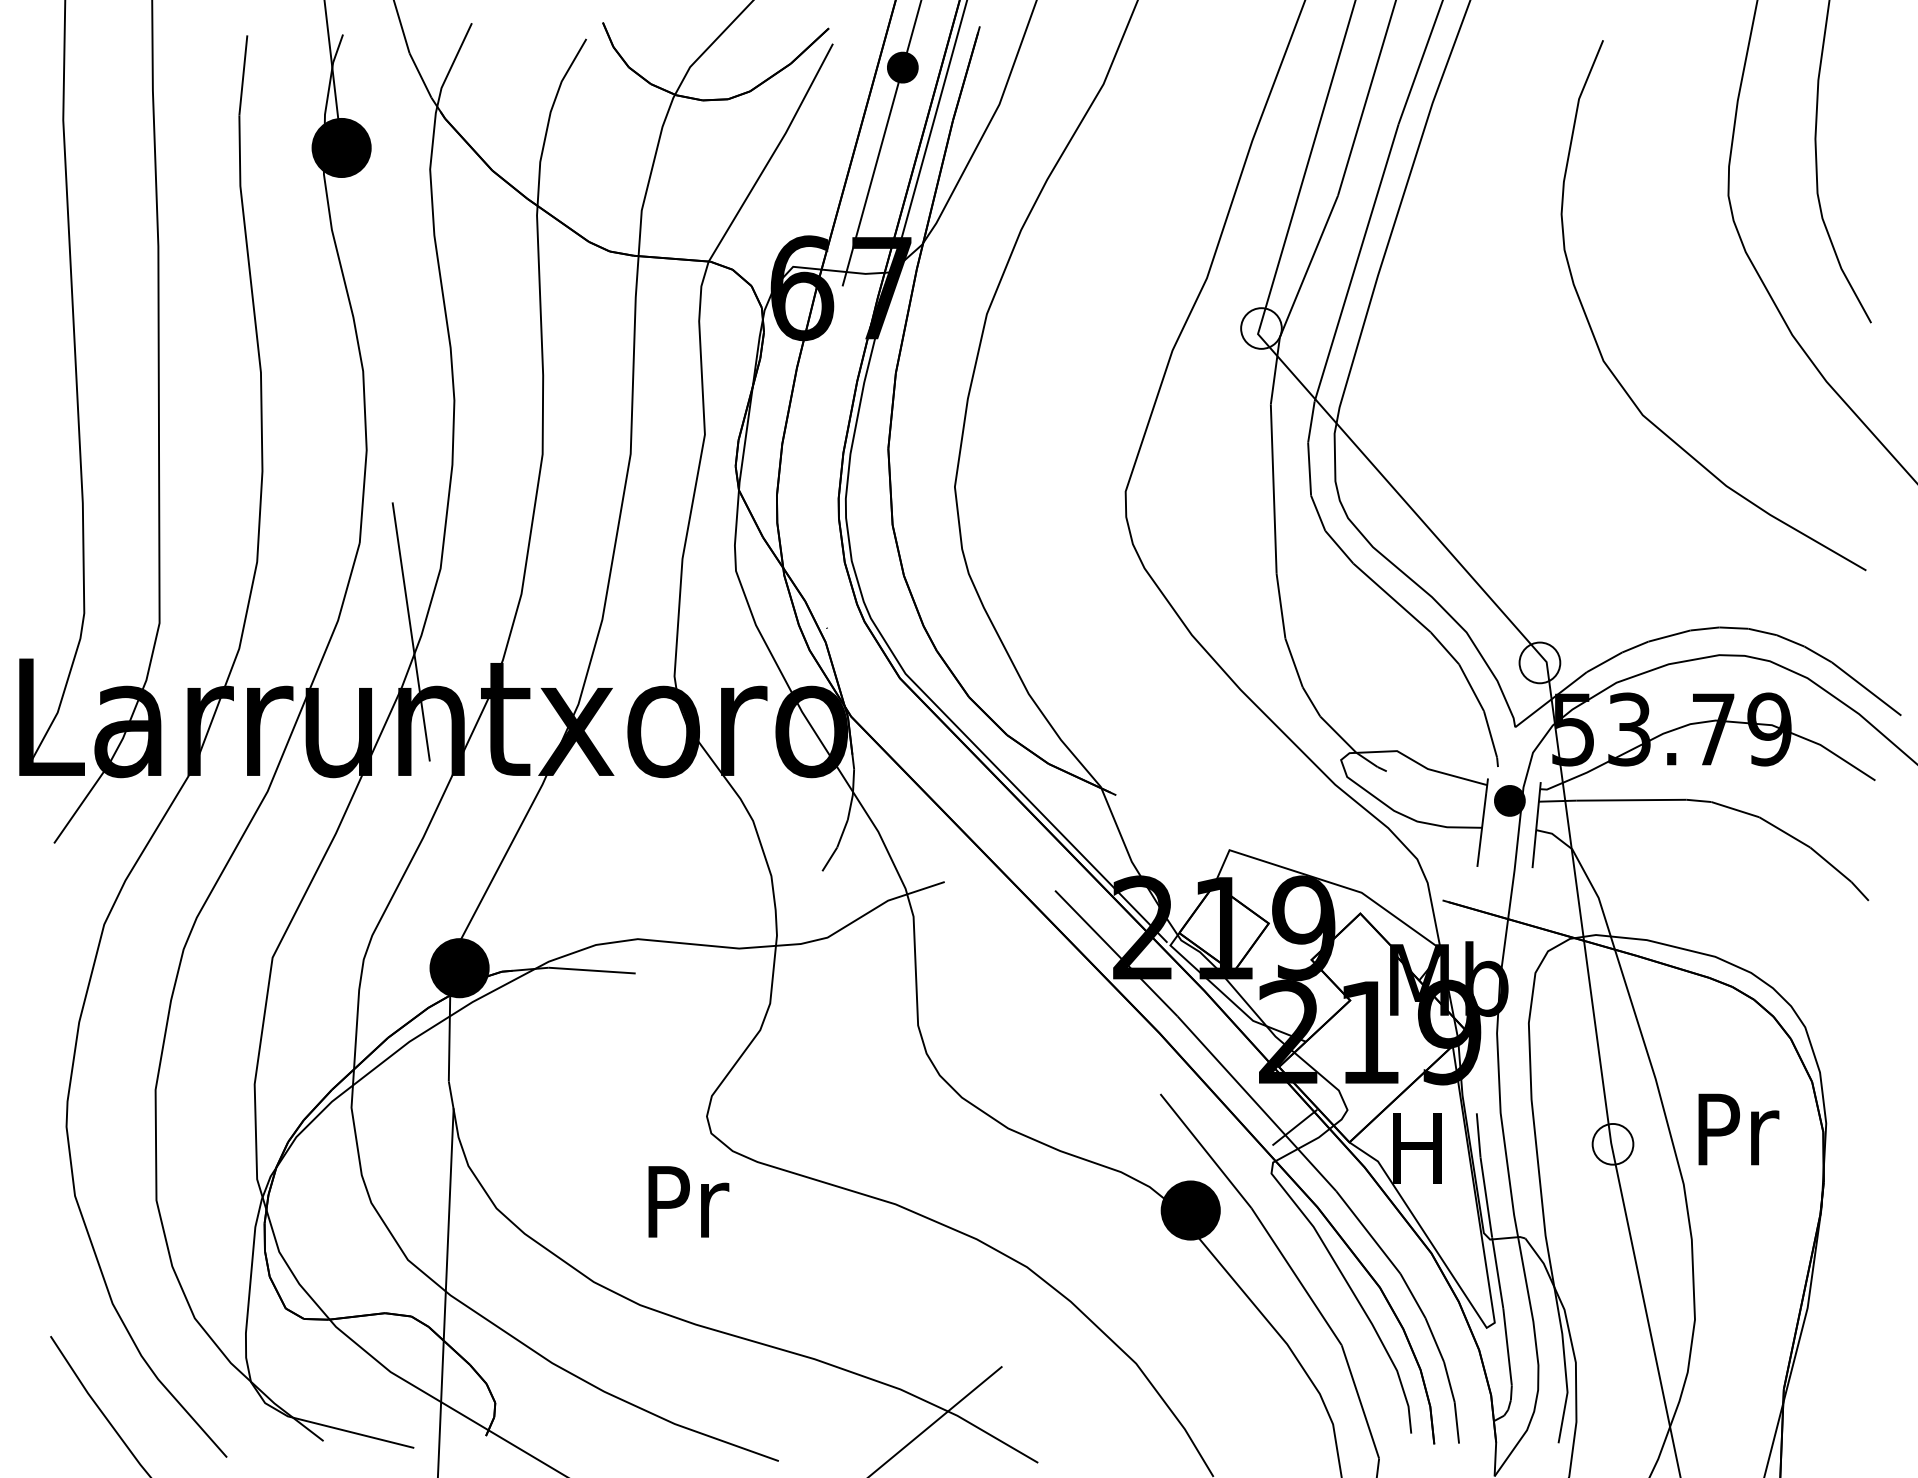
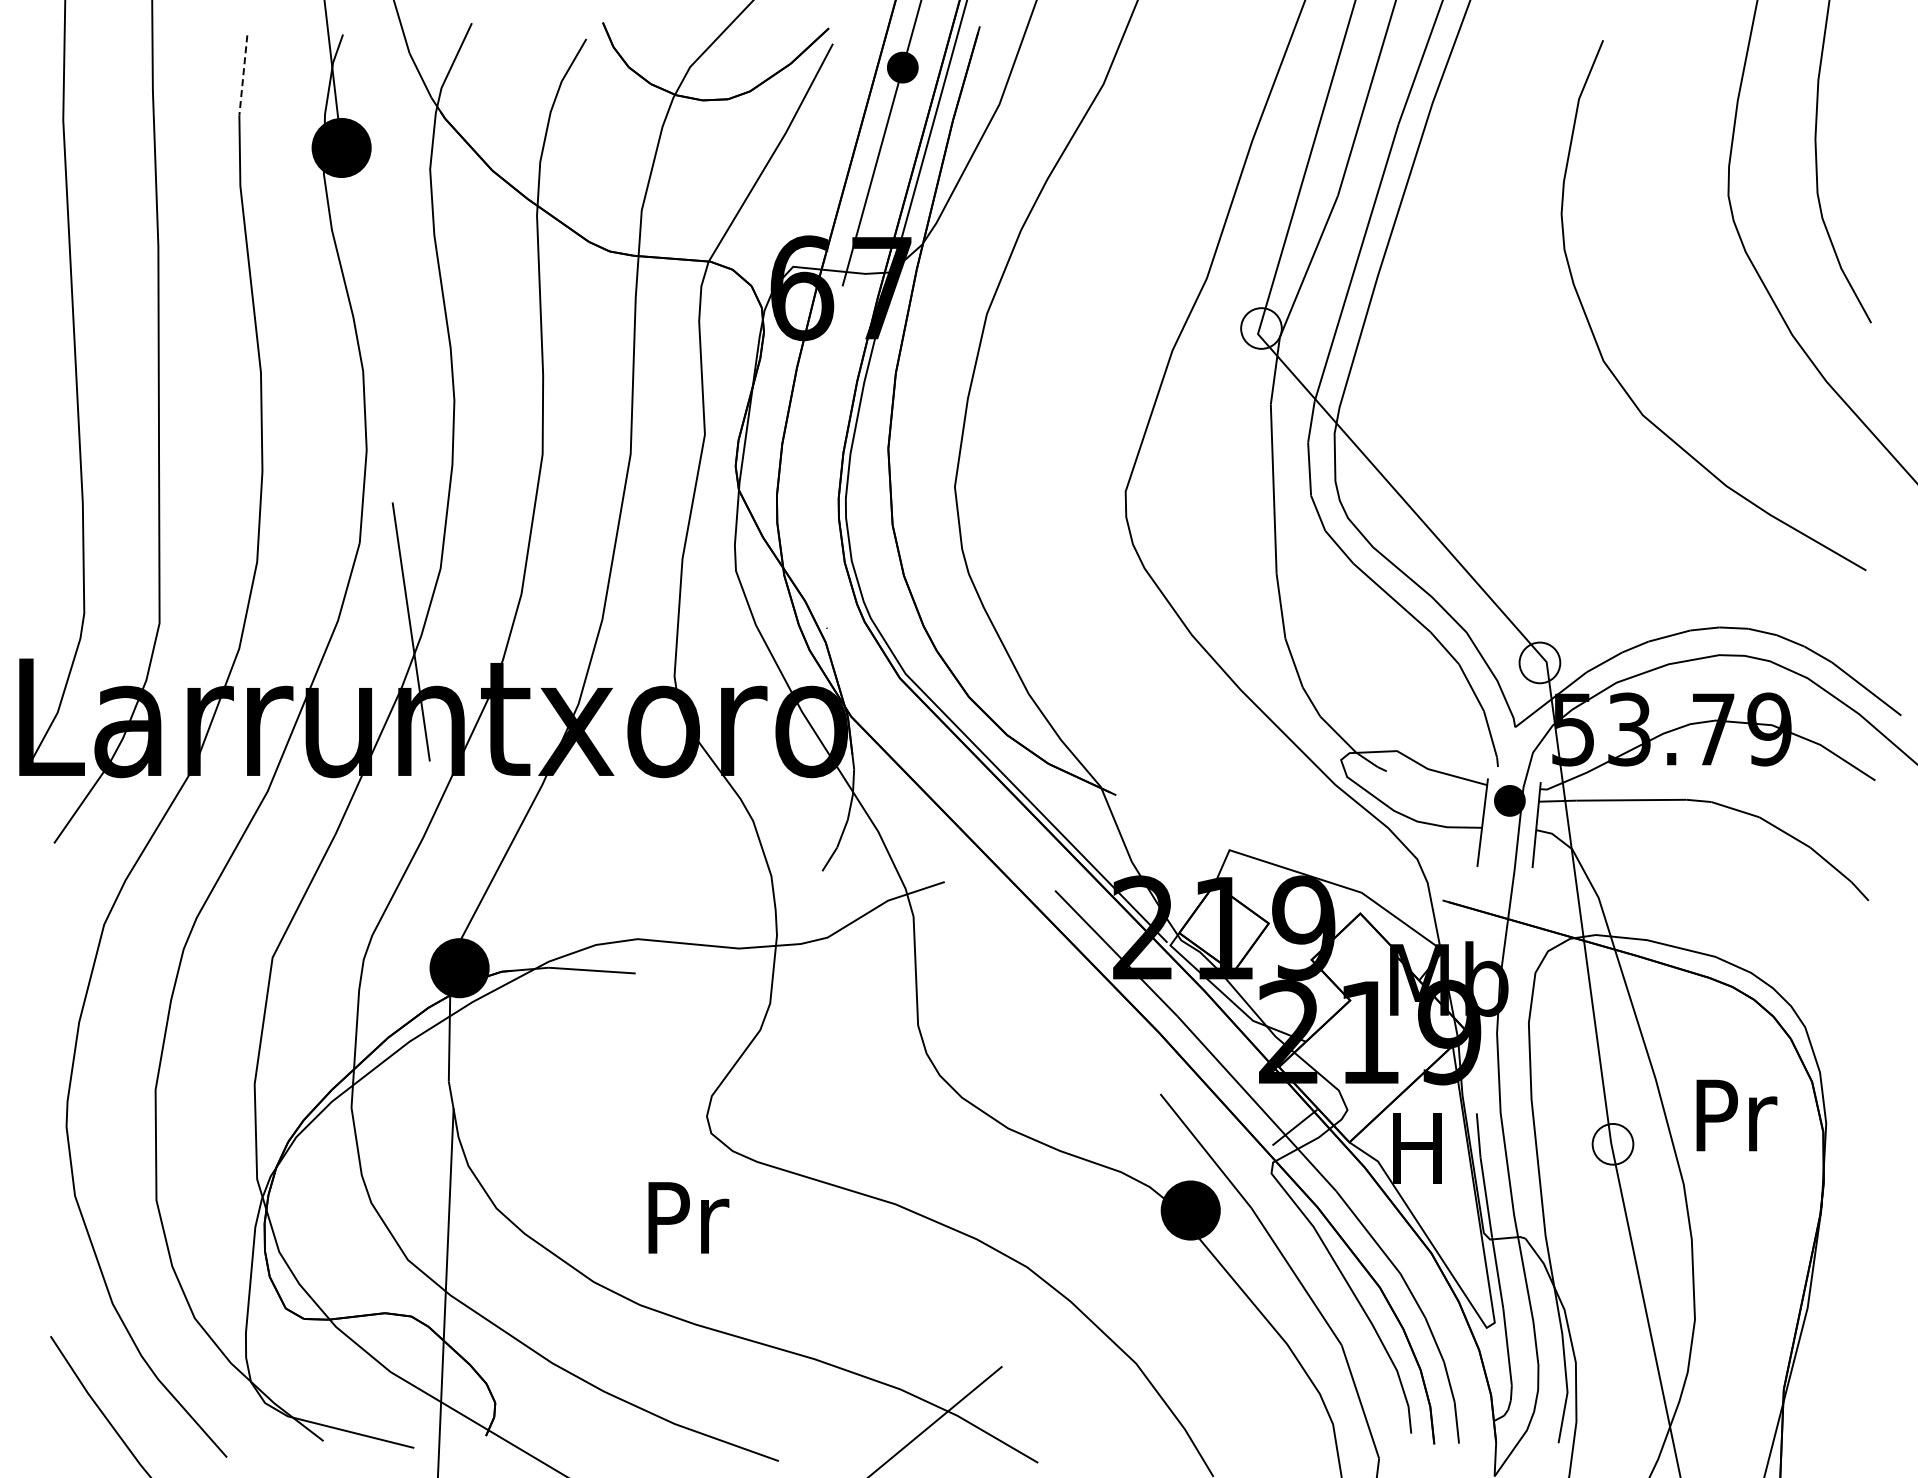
line: solid -> dashed (243, 75)
text position: (1738, 1129) -> (1736, 1115) (1736, 1115)
text position: (688, 1201) -> (688, 1217) (688, 1217)
